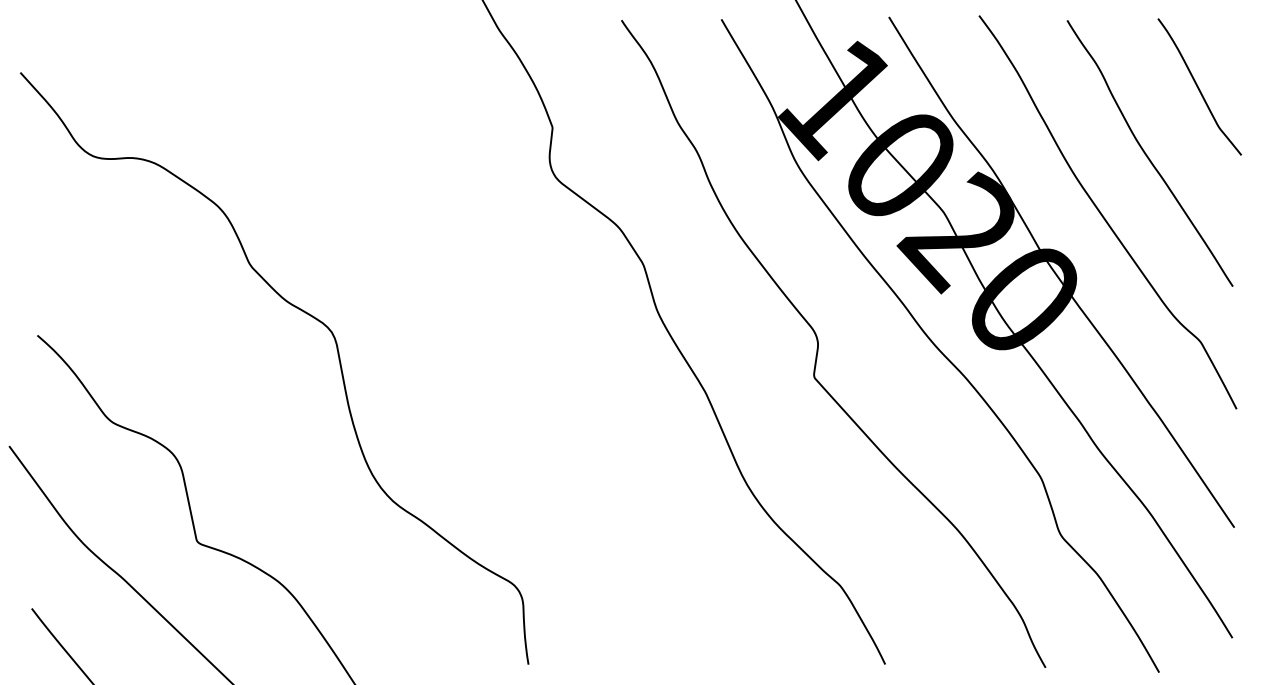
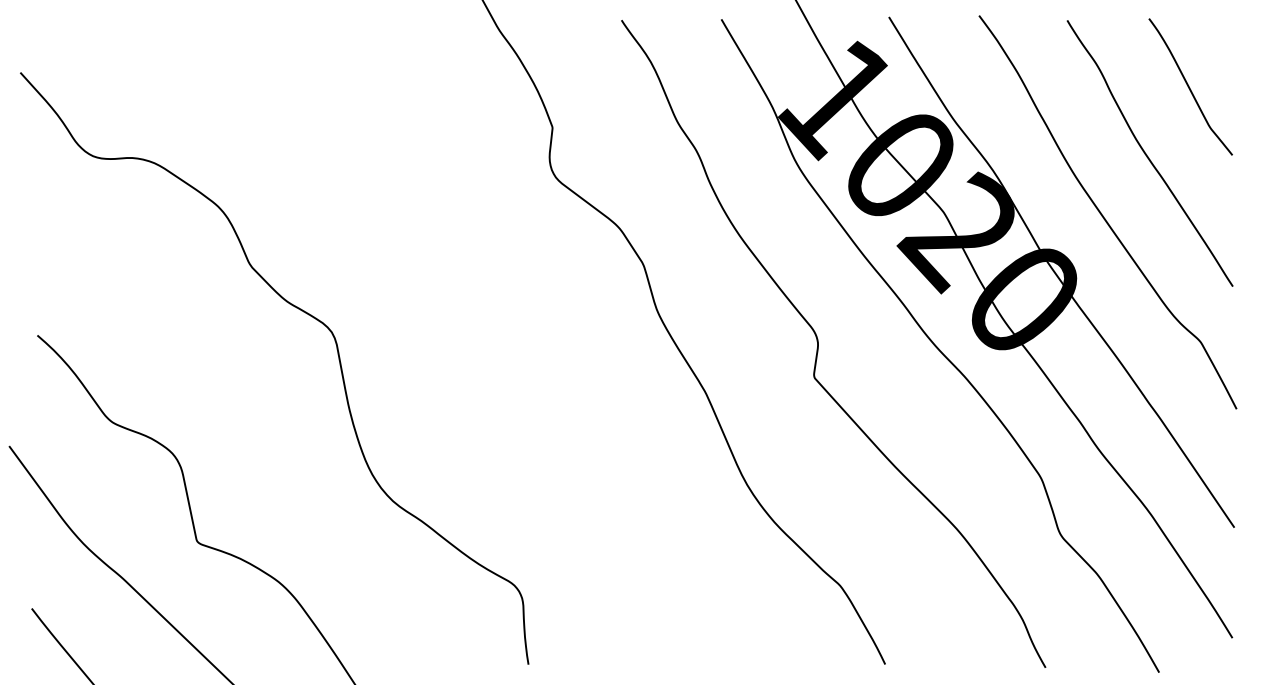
curve position: (1198, 86) -> (1189, 86) (1189, 86)
